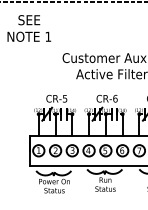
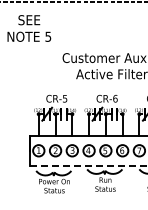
text: 1 -> 5 (48, 36)
line: solid -> dashed (89, 165)
